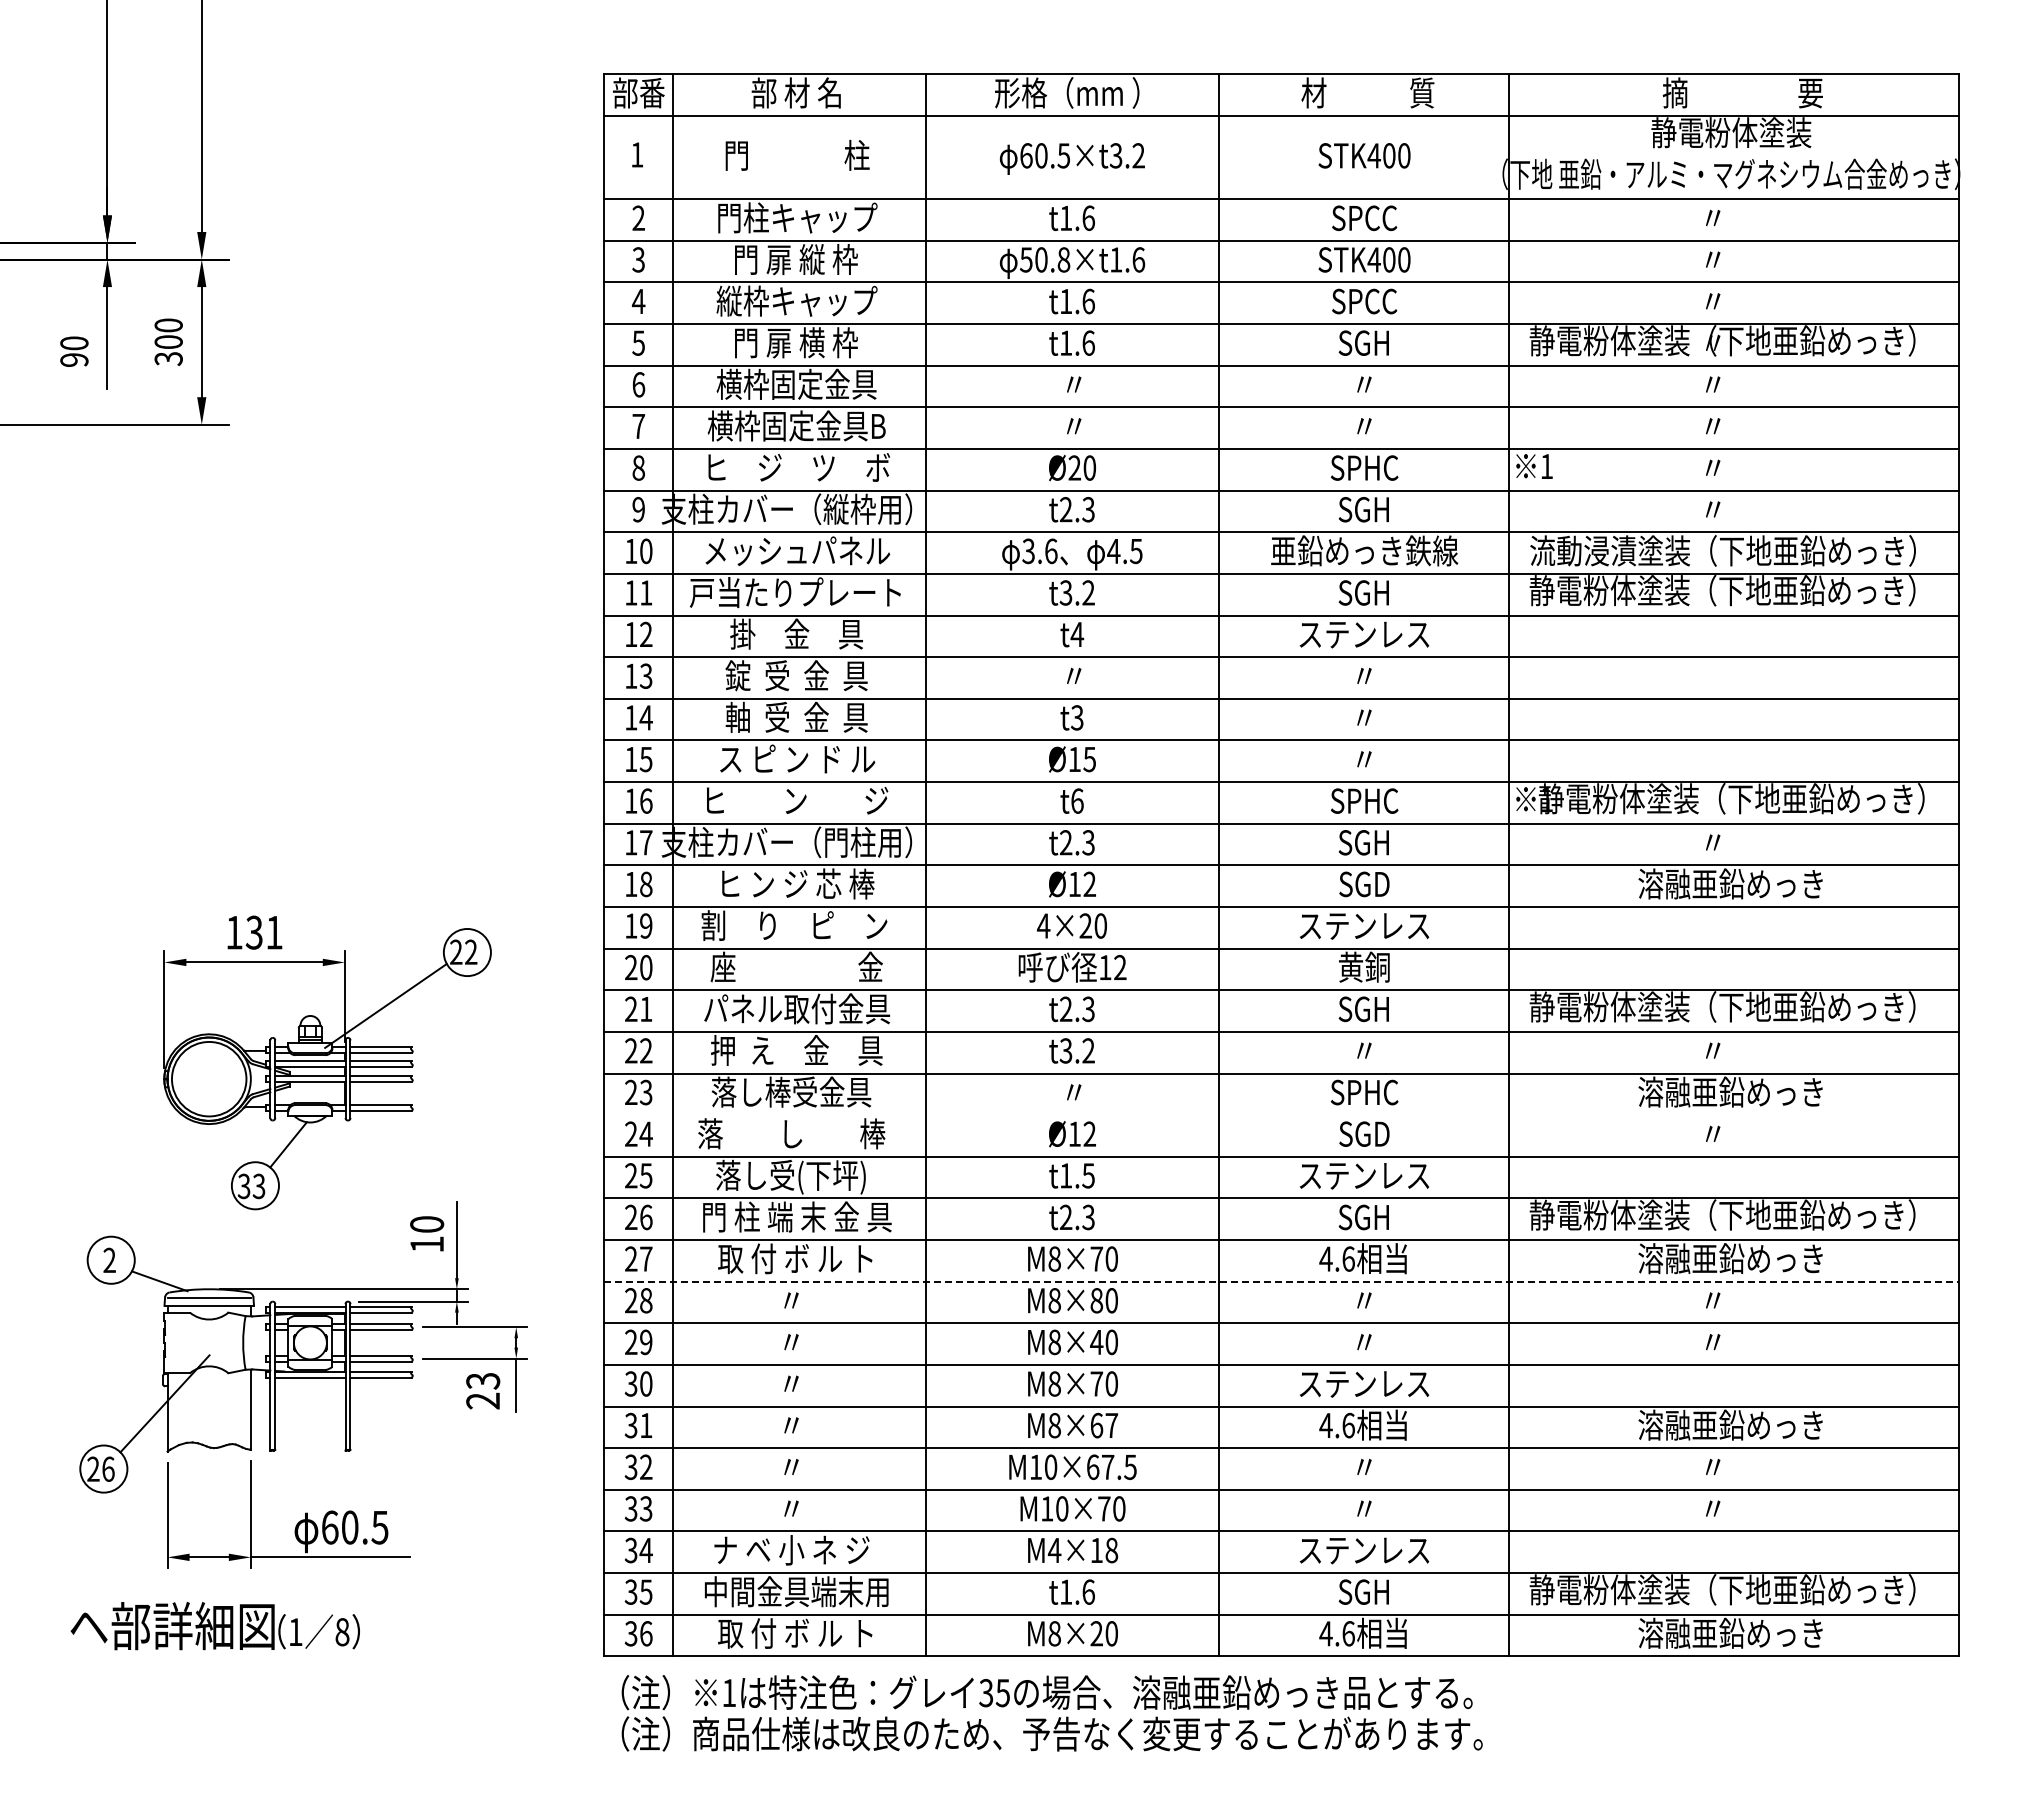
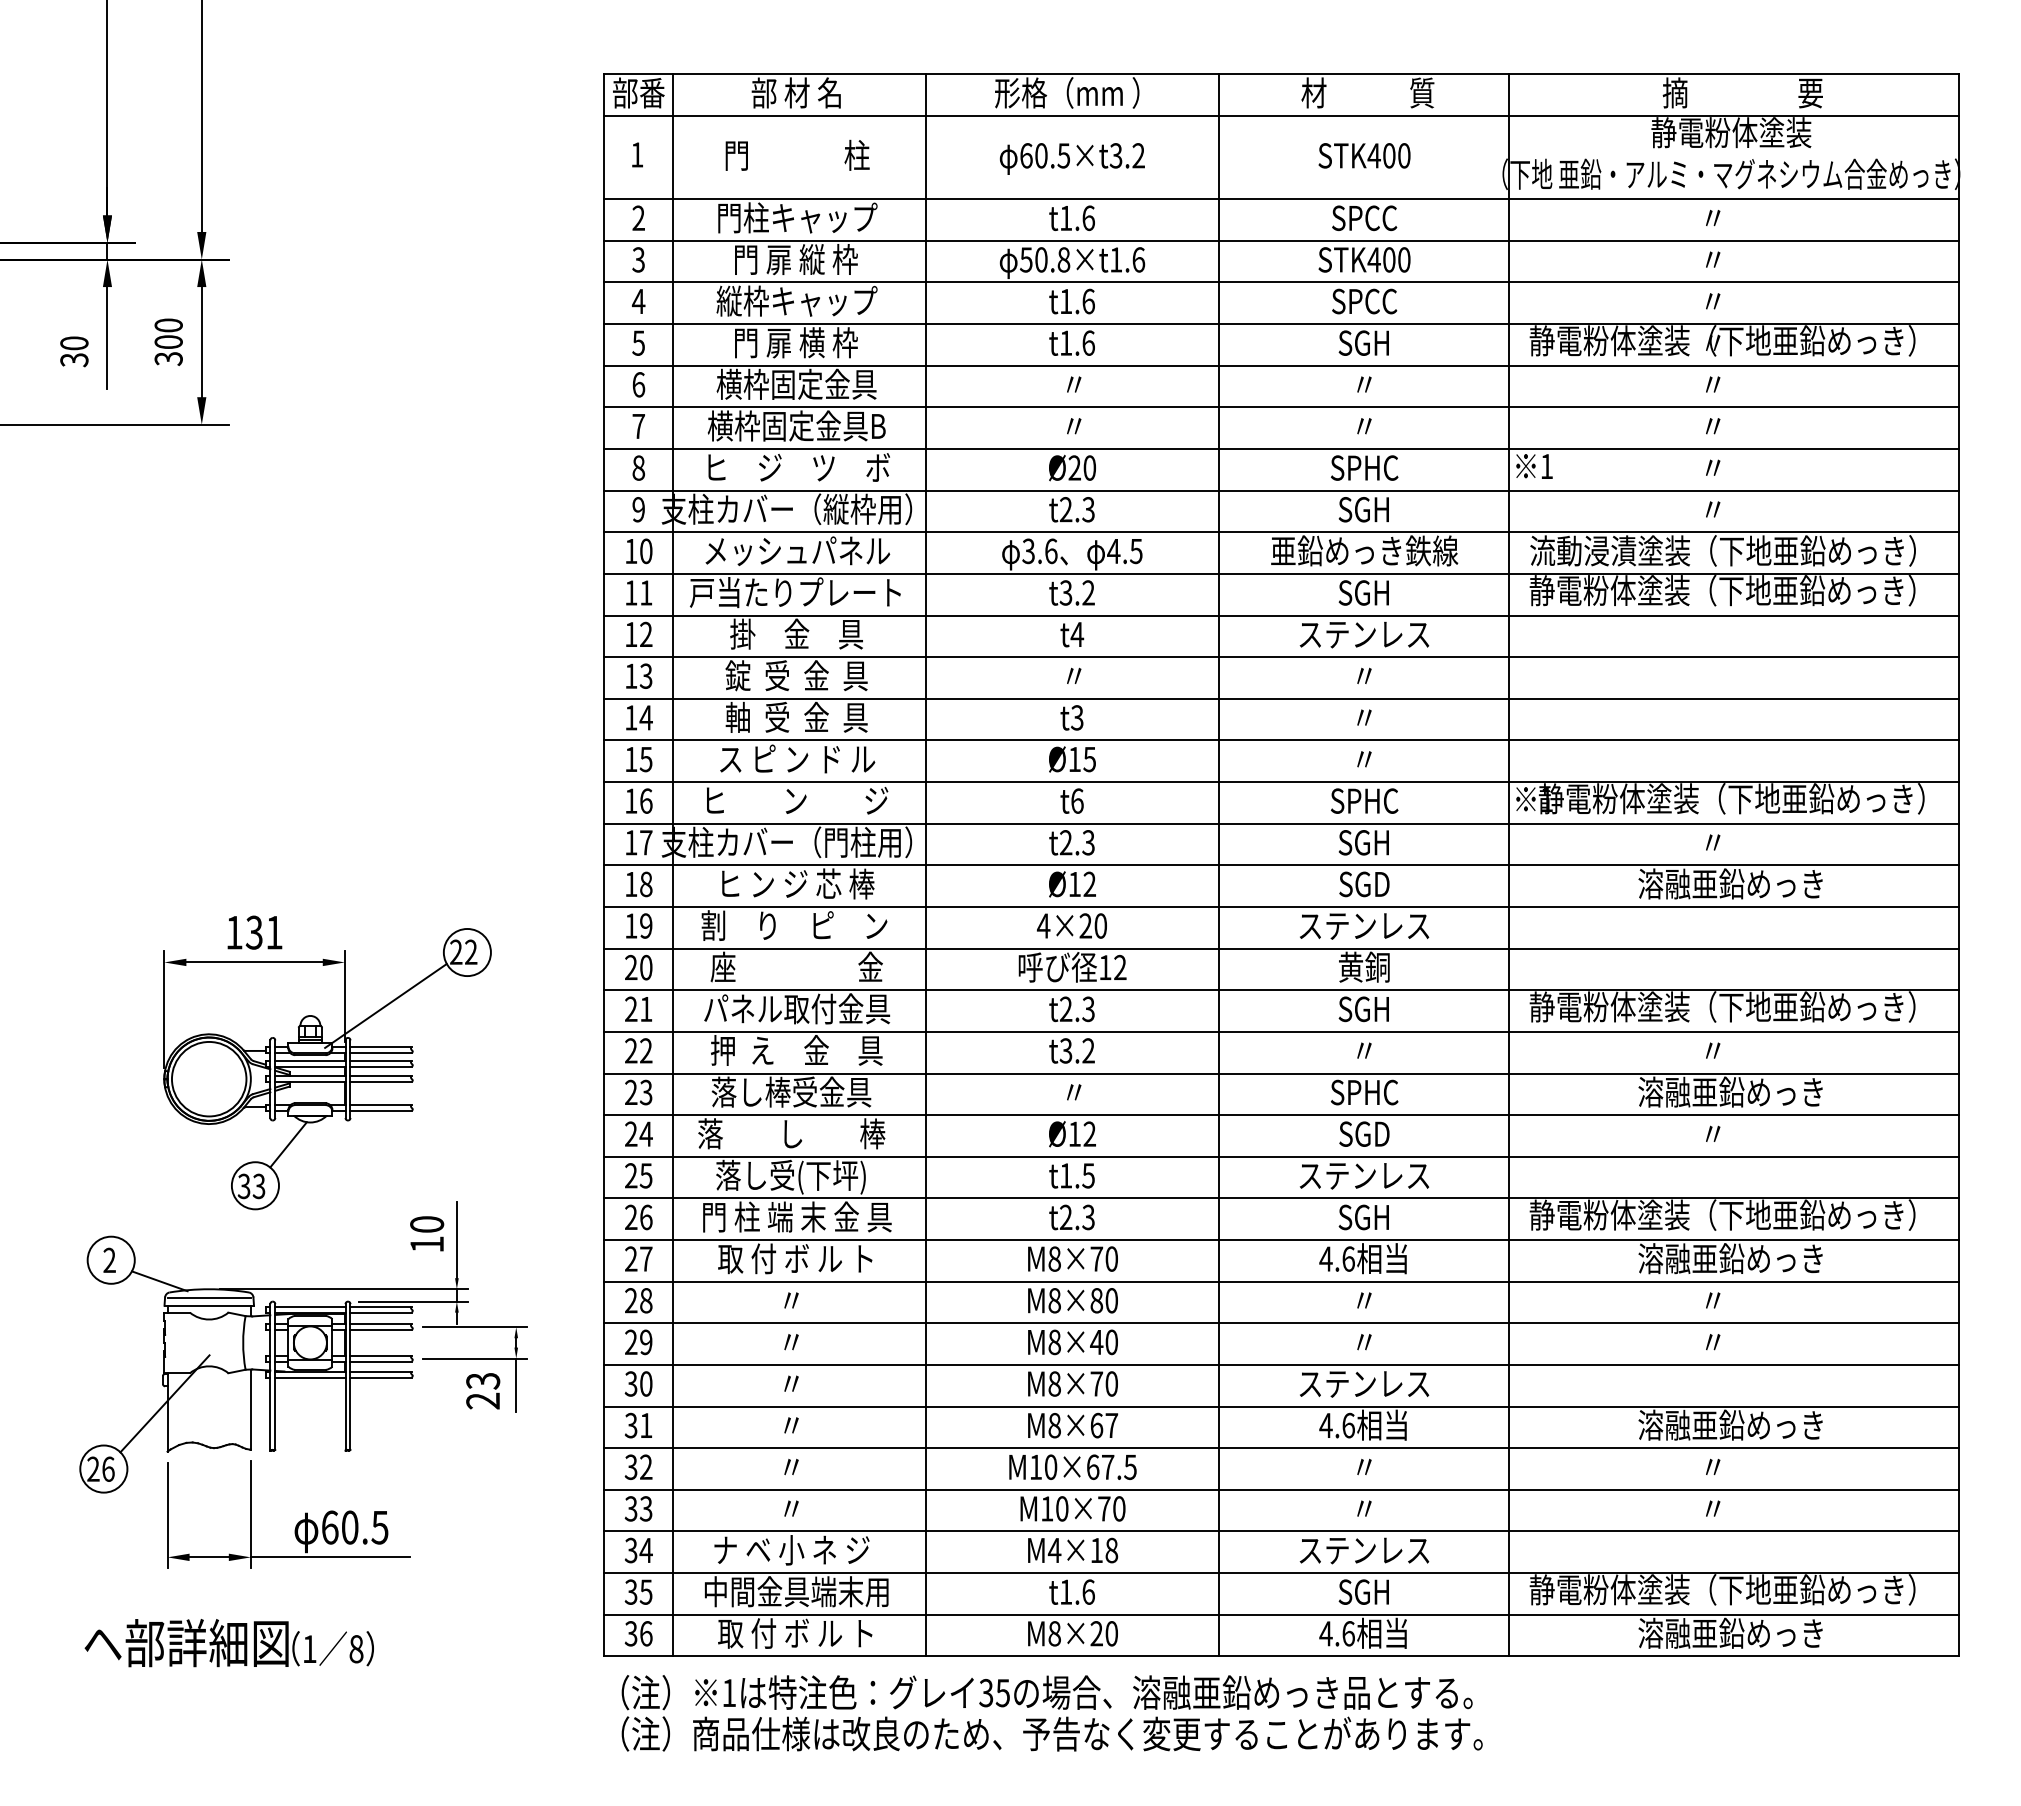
text: 90 -> 30 (74, 360)
line: none -> present (1280, 1115)
line: dashed -> solid (1281, 1281)
text position: (214, 1626) -> (228, 1643) (228, 1643)
